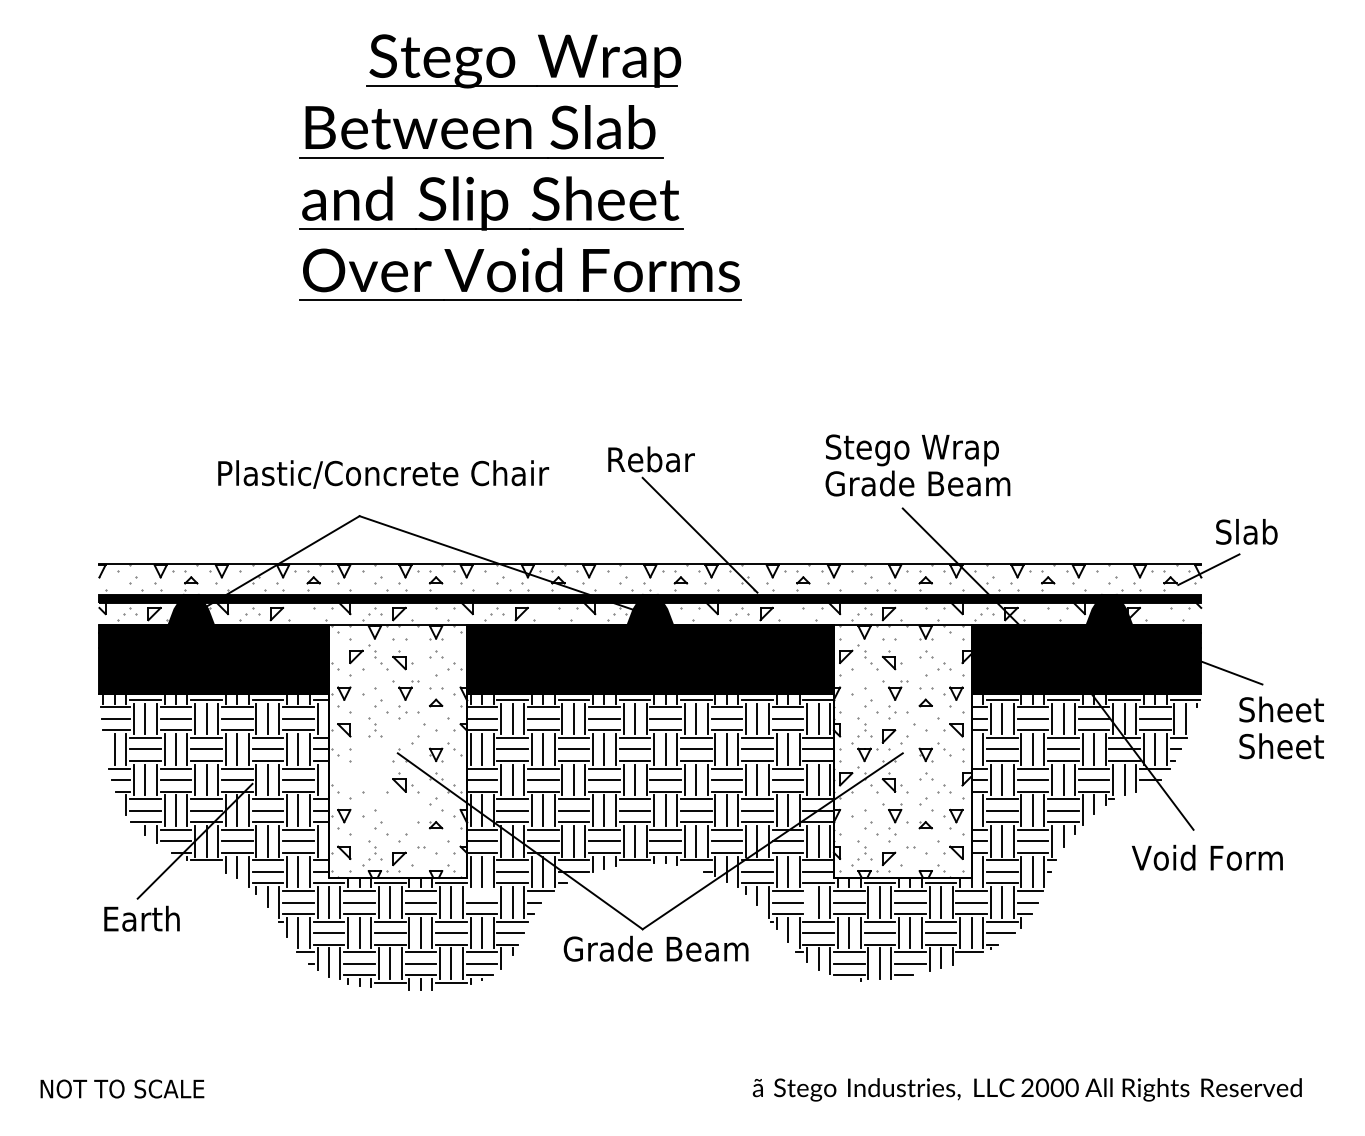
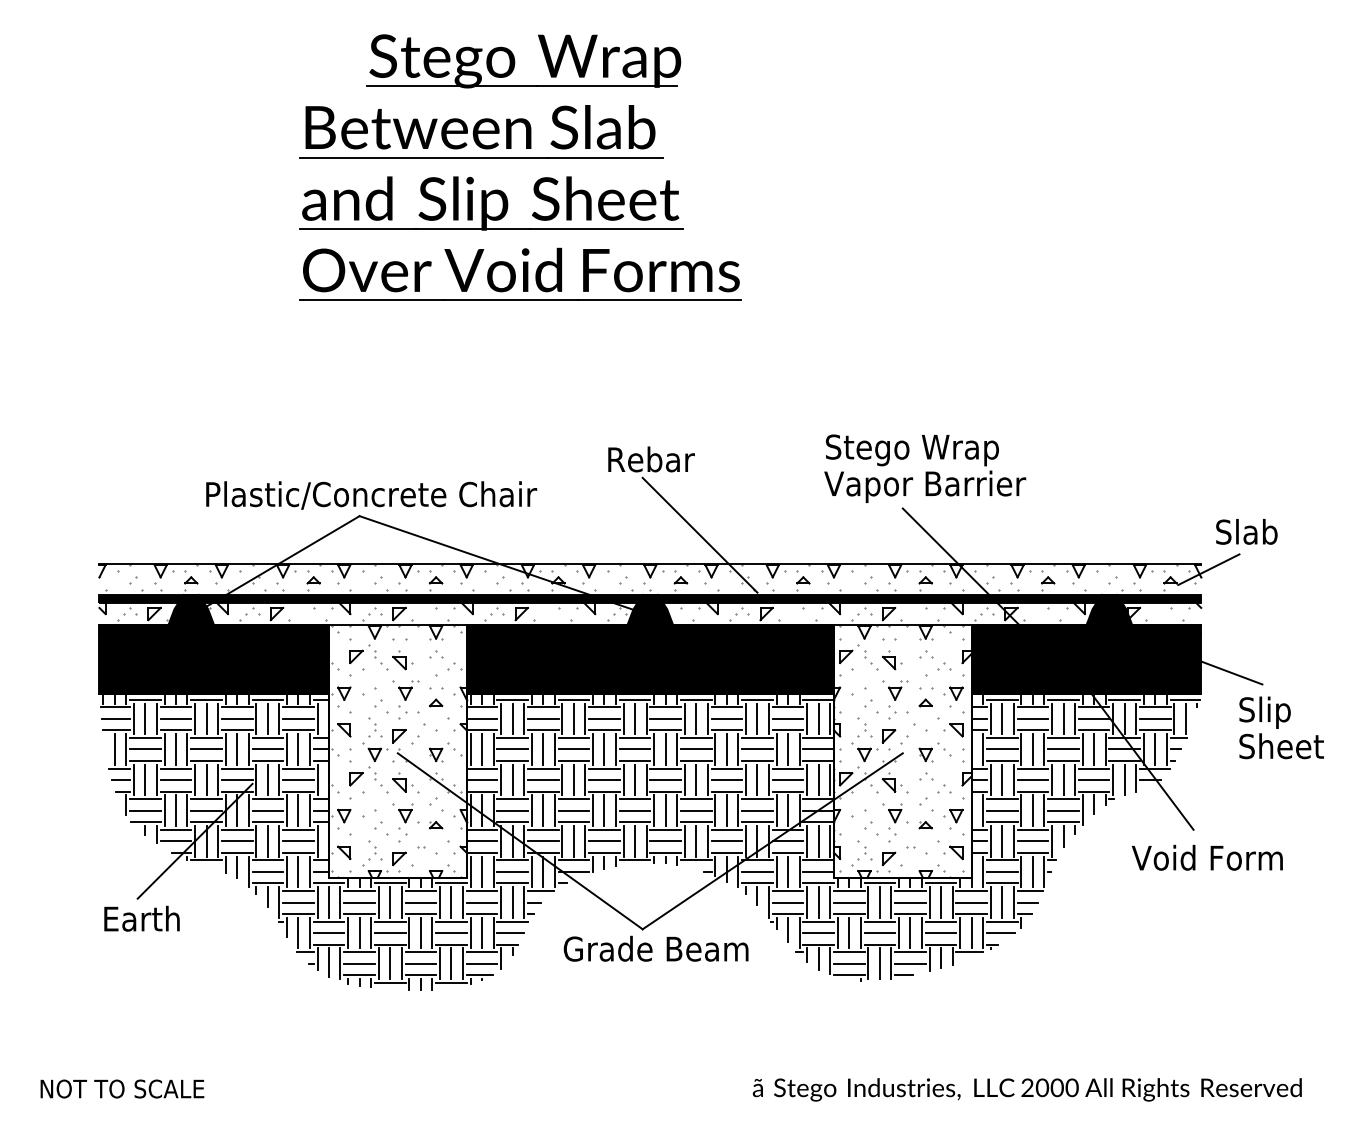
text position: (383, 474) -> (371, 495) (371, 495)
text: Grade Beam -> Vapor Barrier (925, 486)
text: Sheet -> Slip (1291, 712)
part: none -> present (377, 757)
part: none -> present (402, 816)
line: none -> present (481, 891)
line: none -> present (807, 902)
